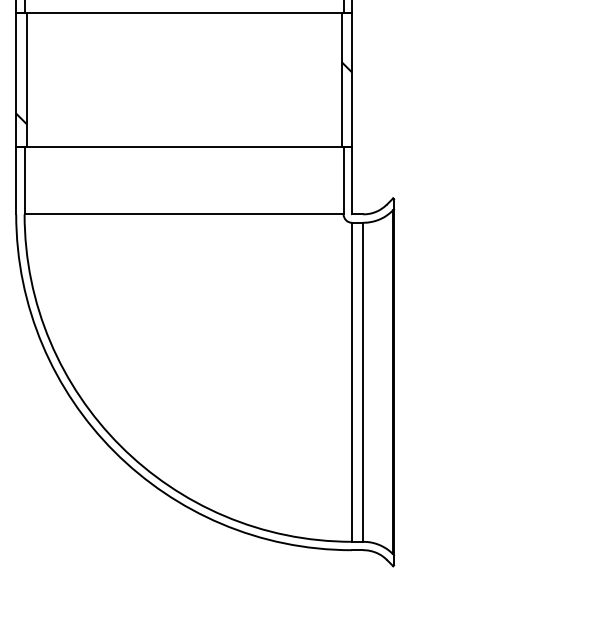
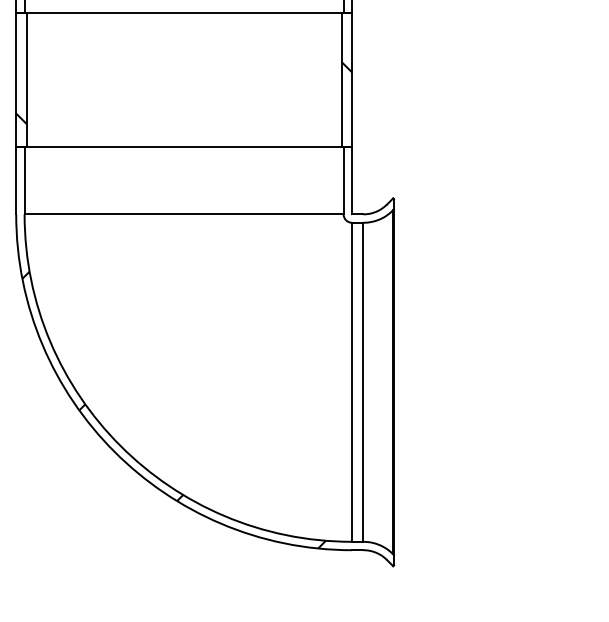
hatch: none -> present (173, 409)
